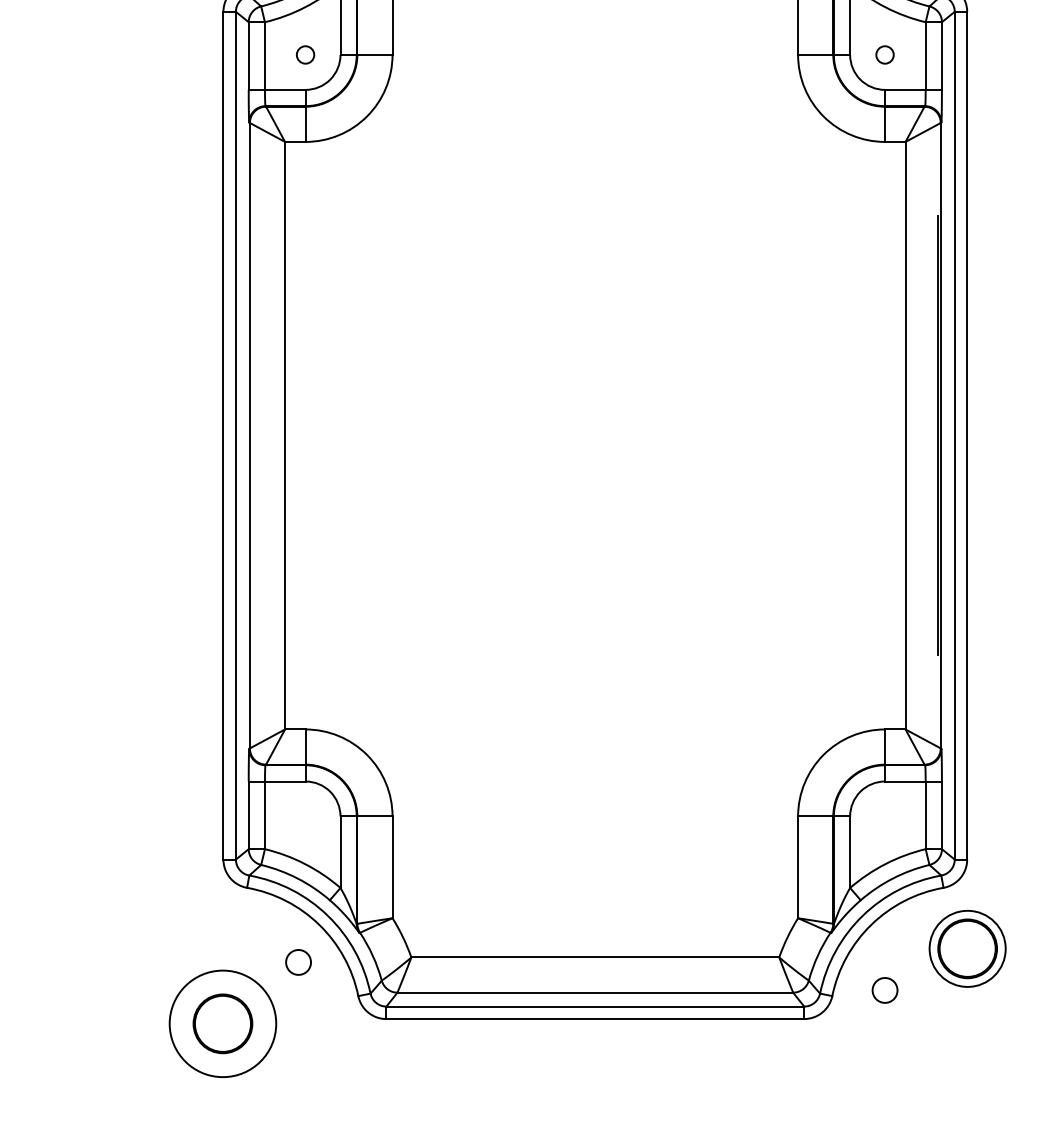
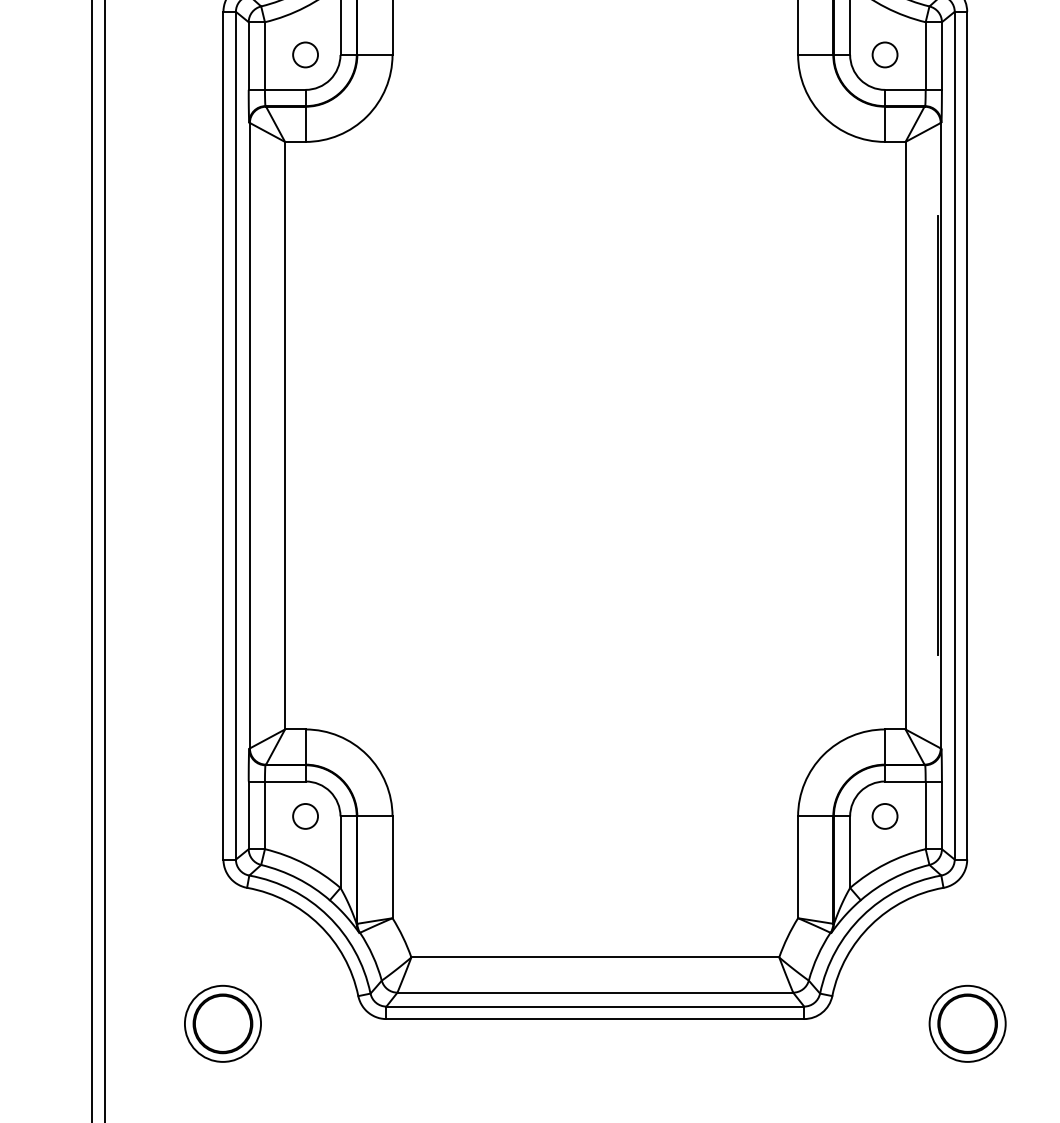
circle size: 20x20 px -> 27x28 px (305, 54)
circle size: 20x20 px -> 28x28 px (884, 54)
line: none -> present (92, 560)
line: none -> present (104, 560)
part position: (967, 948) -> (967, 1023) (967, 1023)
circle position: (298, 962) -> (305, 816) (305, 816)
circle position: (884, 990) -> (884, 816) (884, 816)
circle diameter: 107 px -> 76 px (222, 1023)
